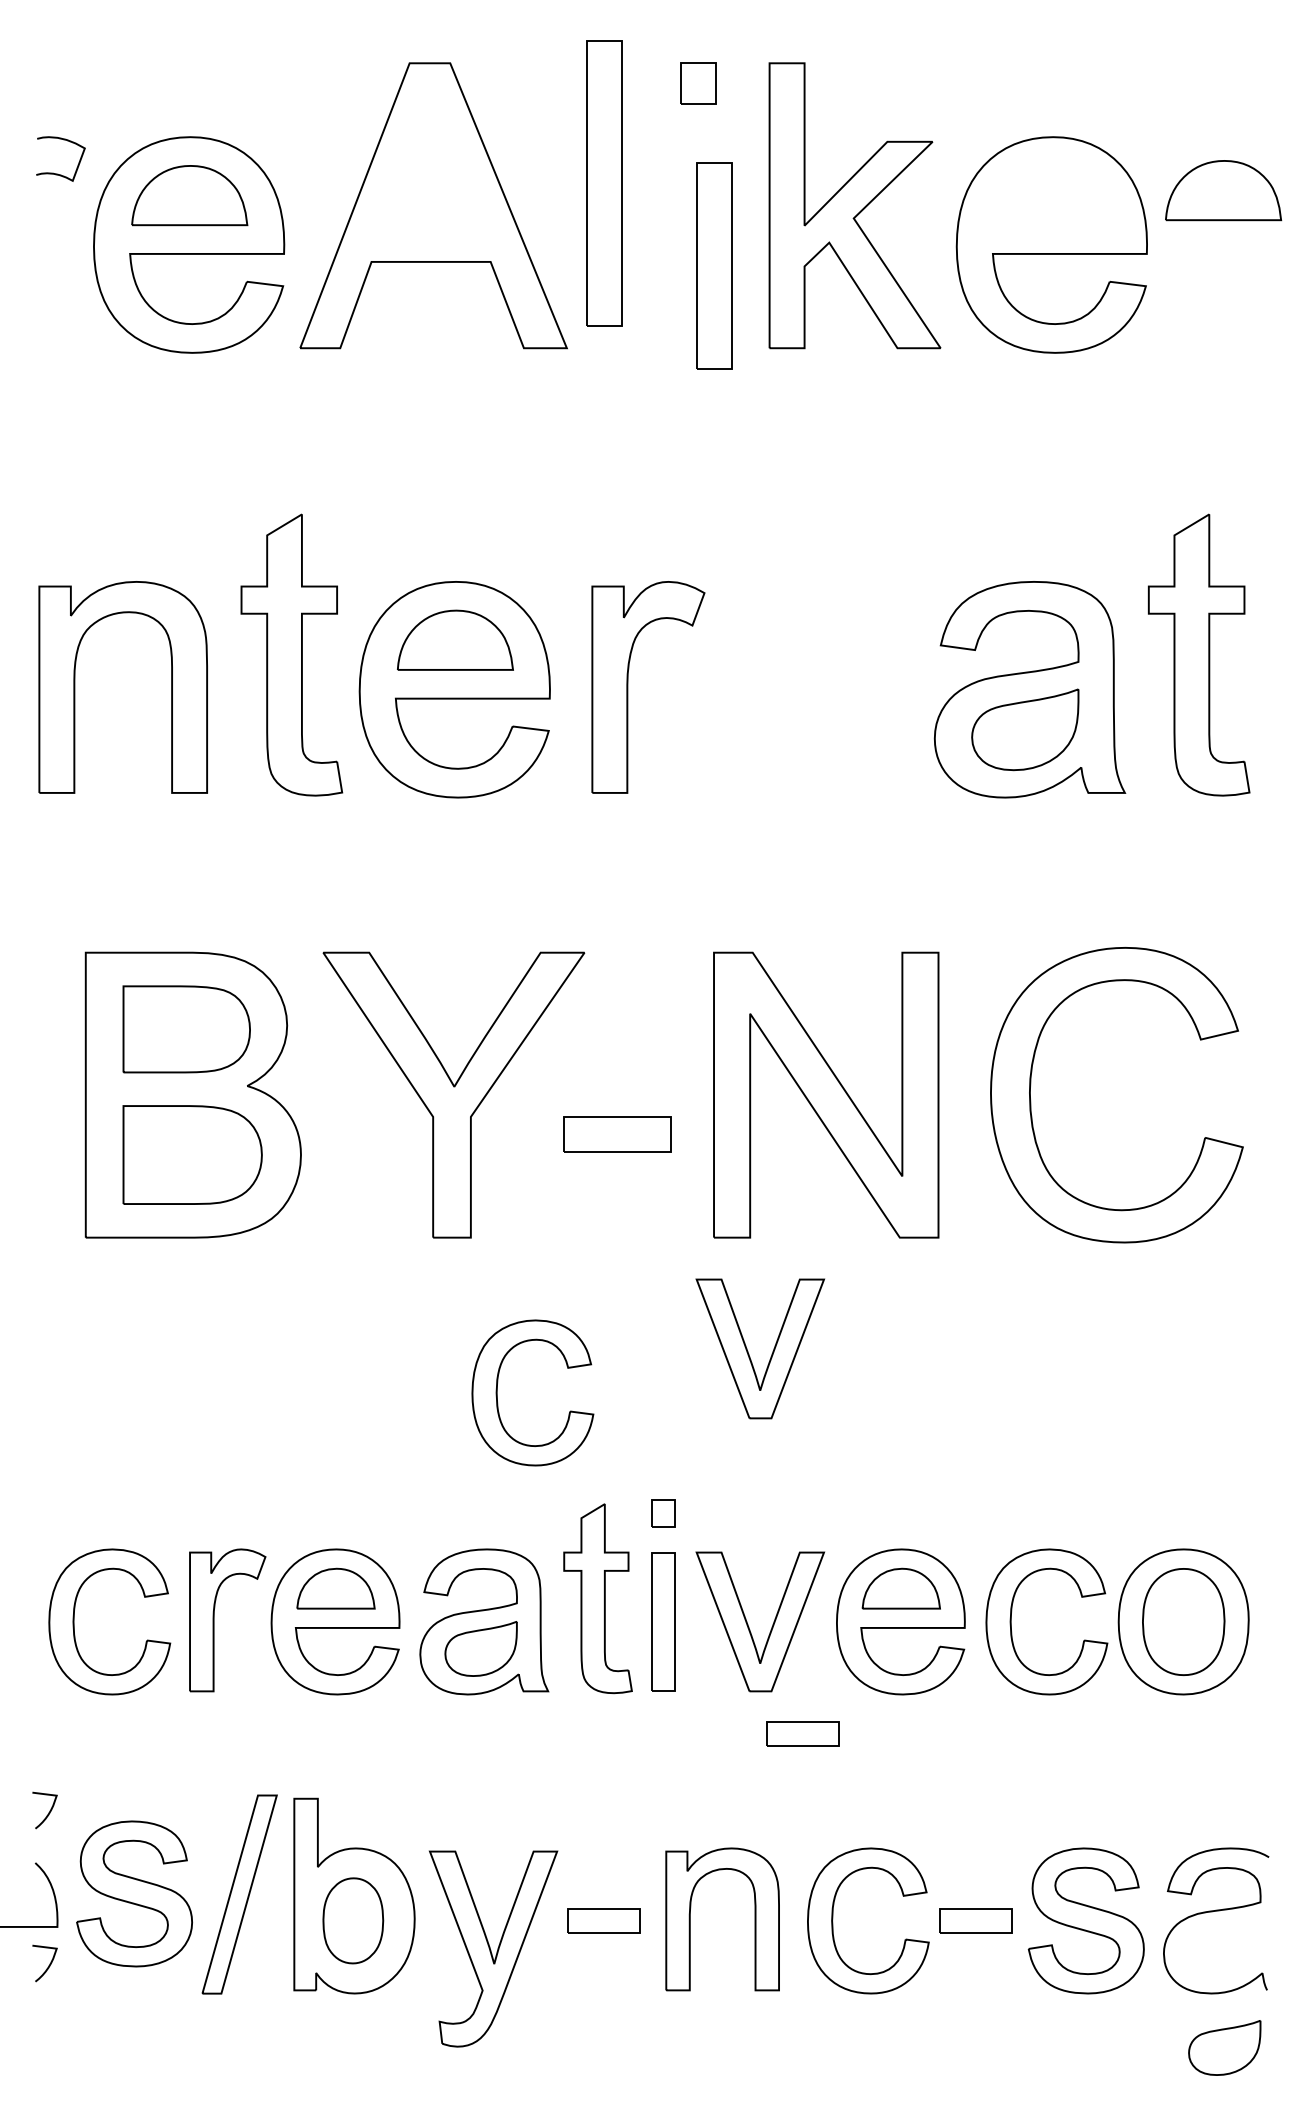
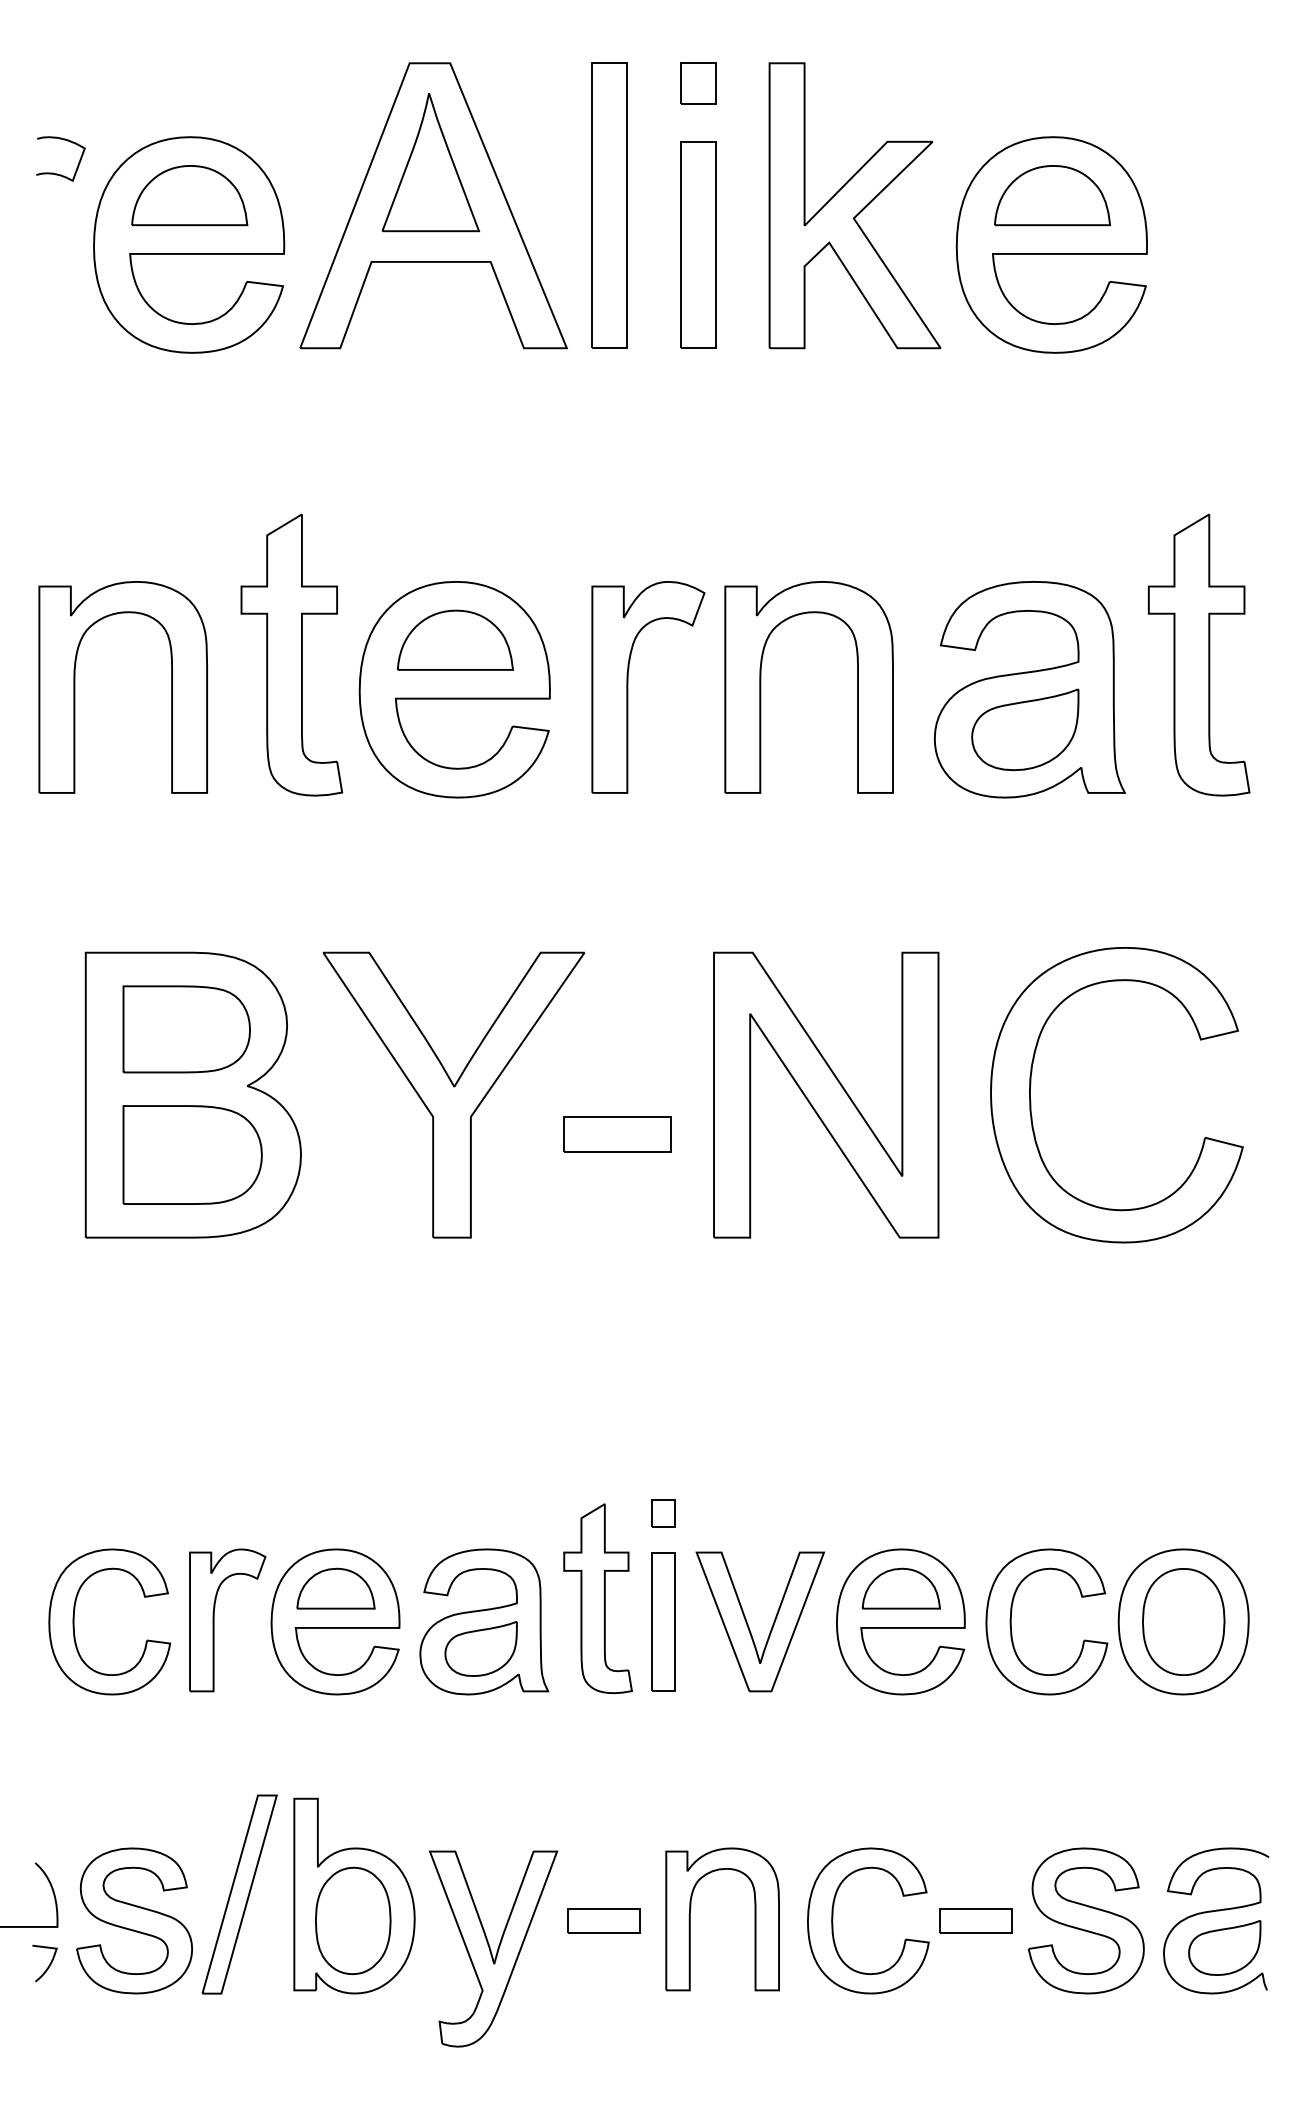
part: none -> present (430, 162)
part position: (604, 183) -> (609, 205) (609, 205)
part position: (1223, 190) -> (1052, 195) (1052, 195)
part position: (714, 265) -> (698, 244) (698, 244)
part: none -> present (761, 687)
part: present -> none (771, 1353)
part: present -> none (497, 1392)
part: present -> none (802, 1733)
curve: present -> none (48, 1812)
part position: (134, 1893) -> (134, 1920) (134, 1920)
part size: 63x88 px -> 77x109 px (353, 1920)
part position: (1224, 2047) -> (1224, 1947) (1224, 1947)
